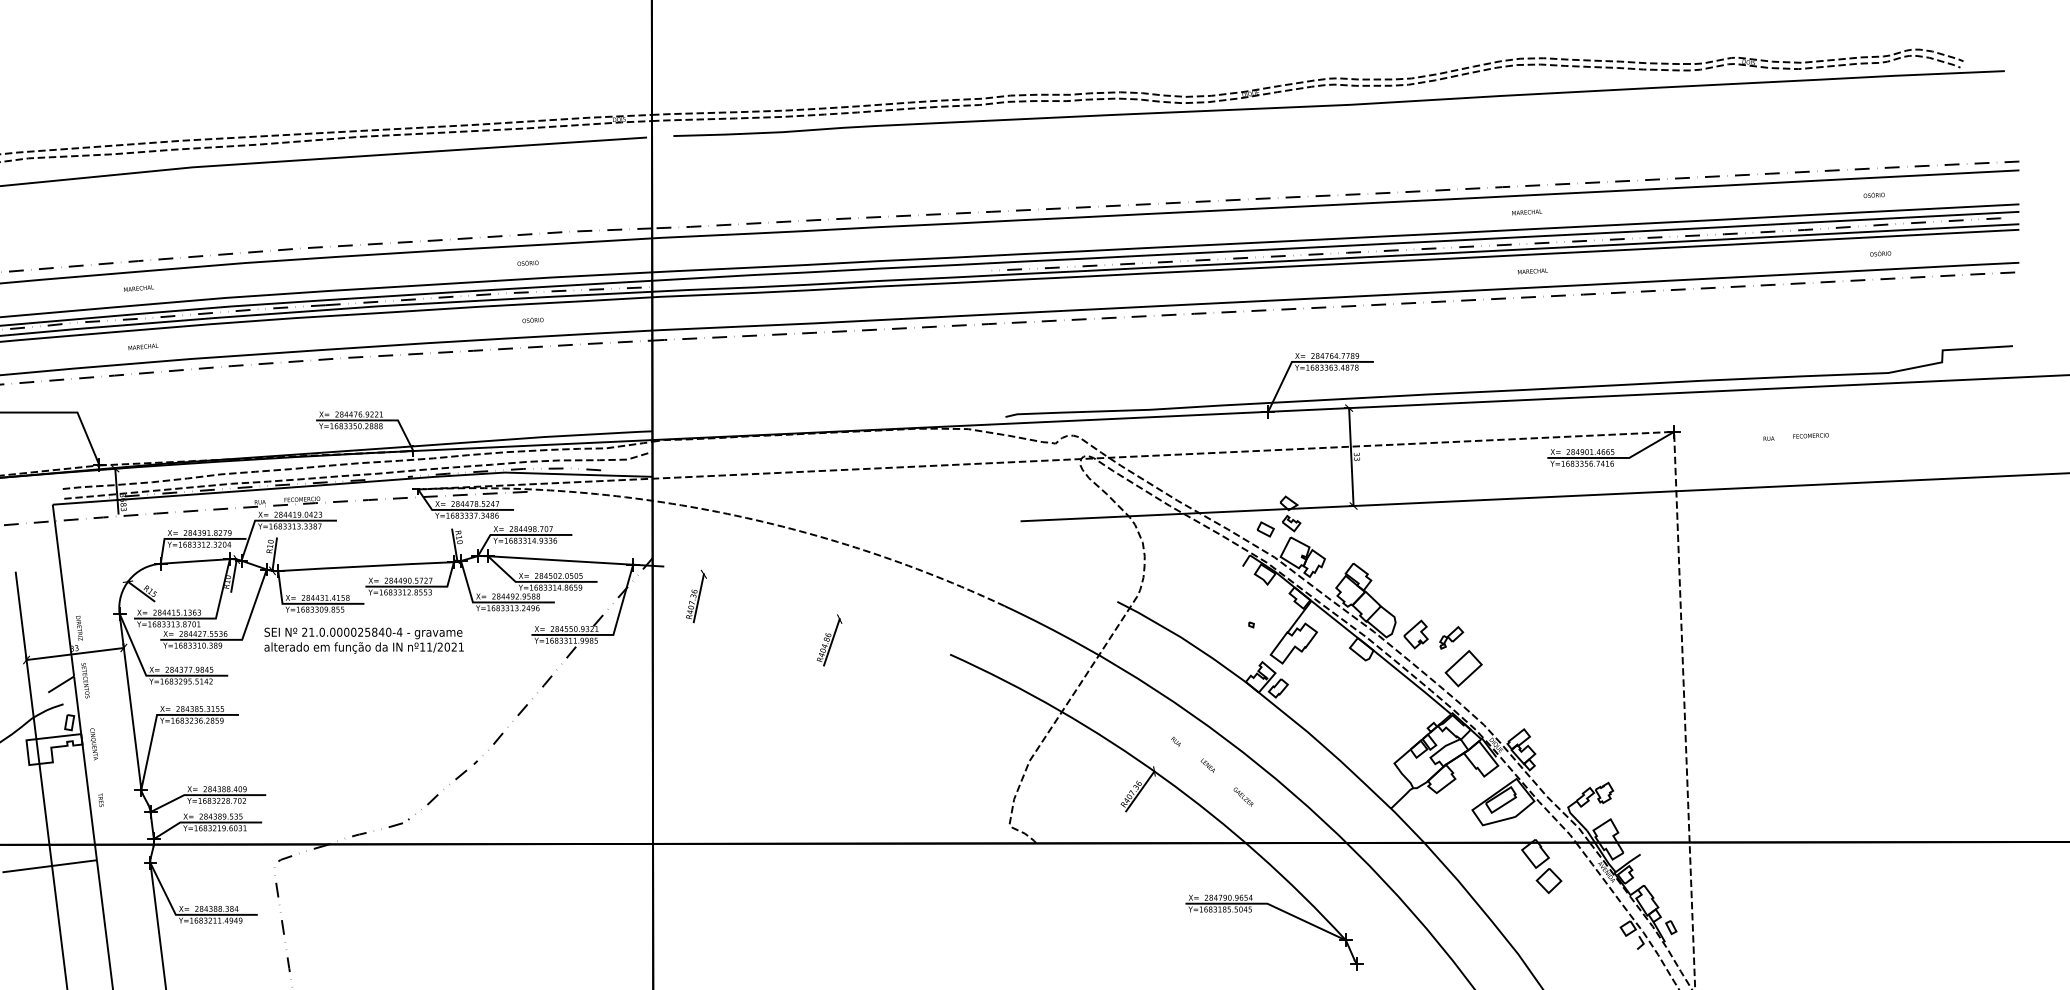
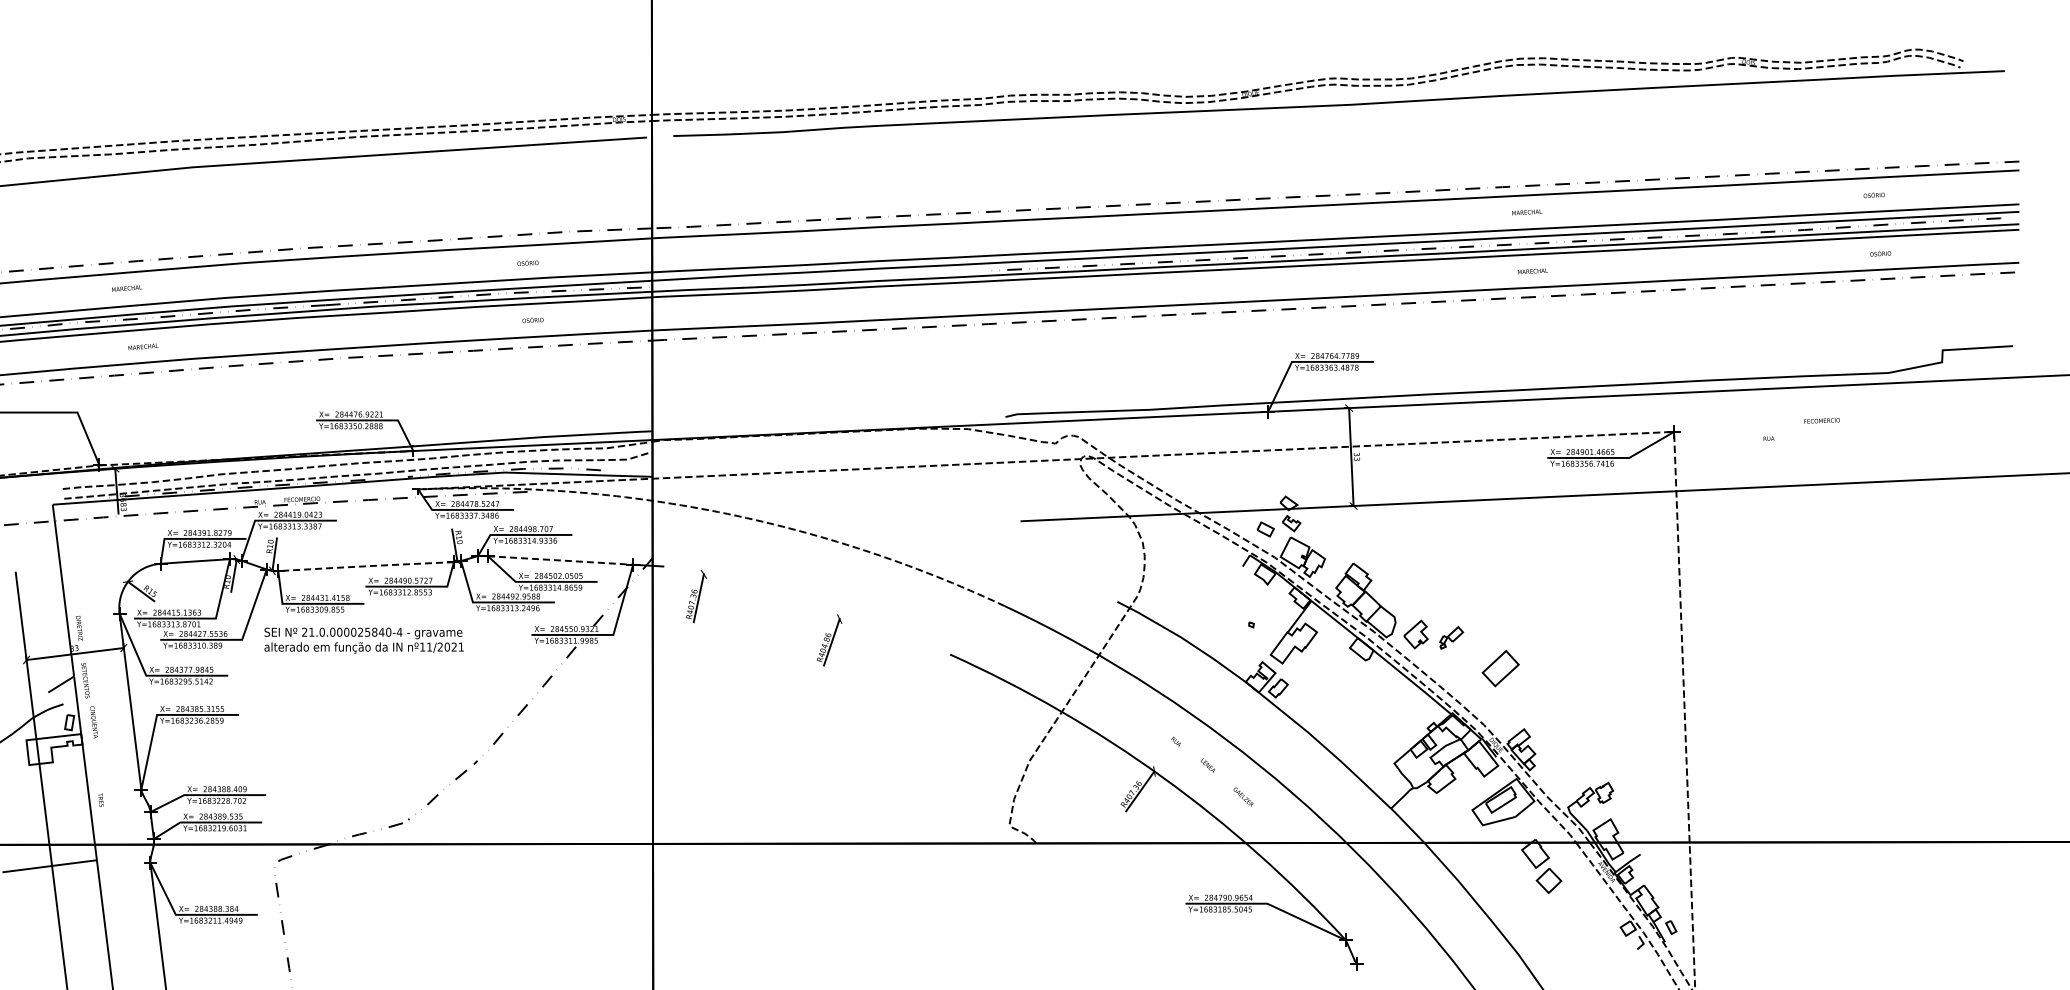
text position: (138, 288) -> (126, 288) (126, 288)
text position: (1810, 435) -> (1821, 420) (1821, 420)
line: solid -> dashed (560, 560)
arc: solid -> dashed (366, 566)
part position: (1463, 668) -> (1500, 668) (1500, 668)
text position: (93, 744) -> (93, 722) (93, 722)
